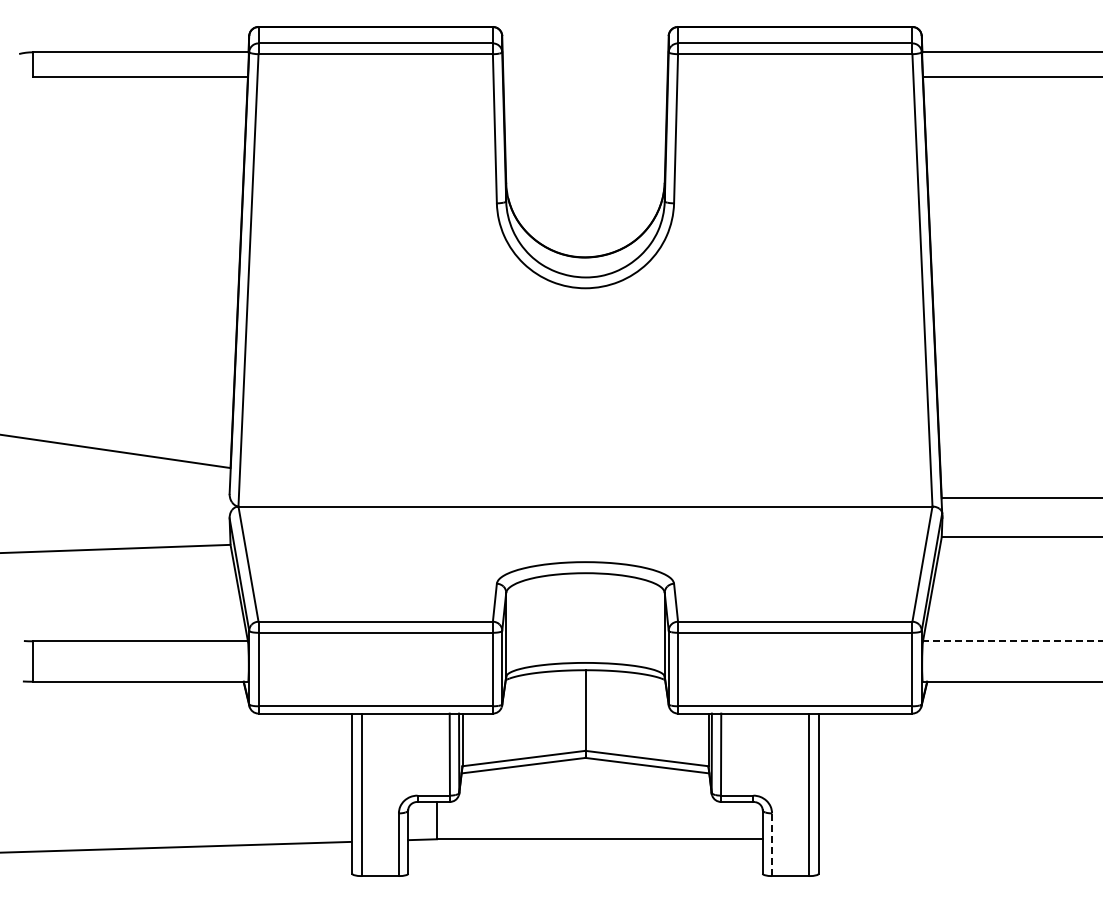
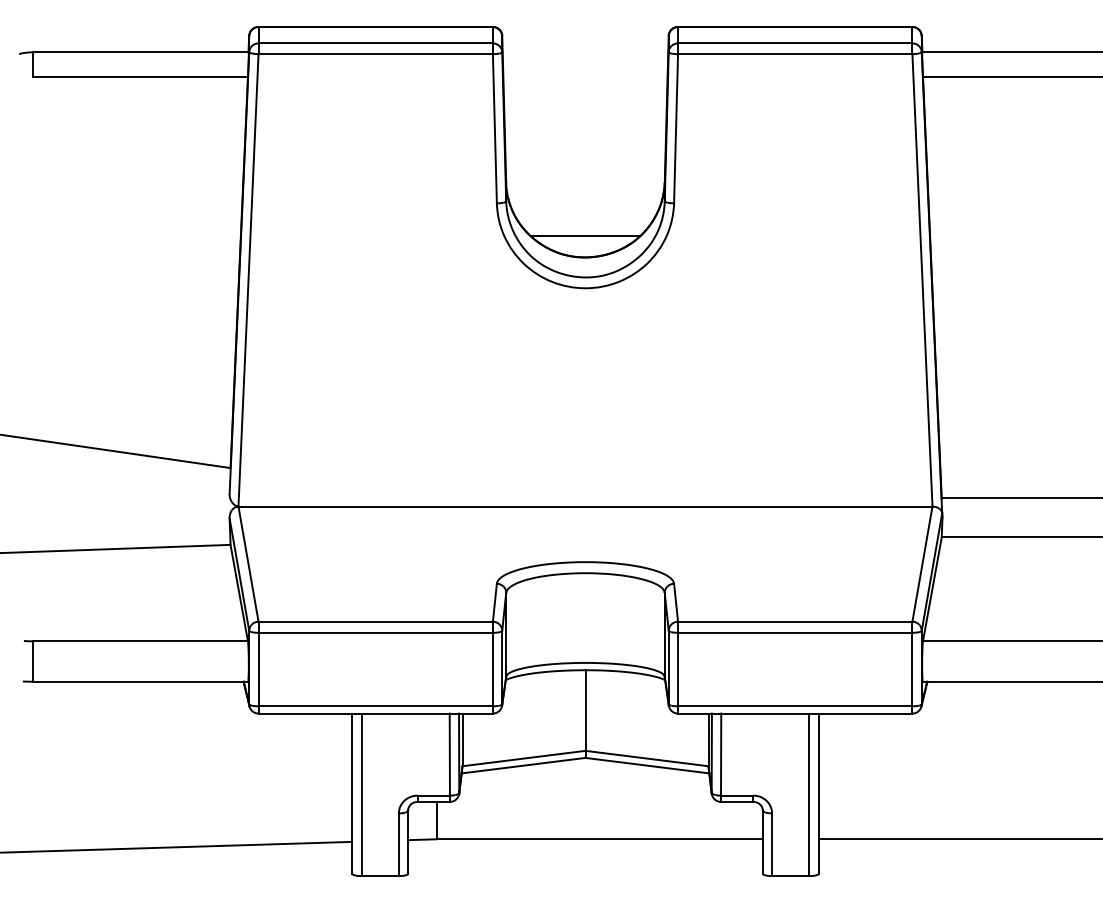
line: none -> present (585, 236)
line: dashed -> solid (1012, 641)
line: none -> present (958, 839)
line: dashed -> solid (772, 844)
